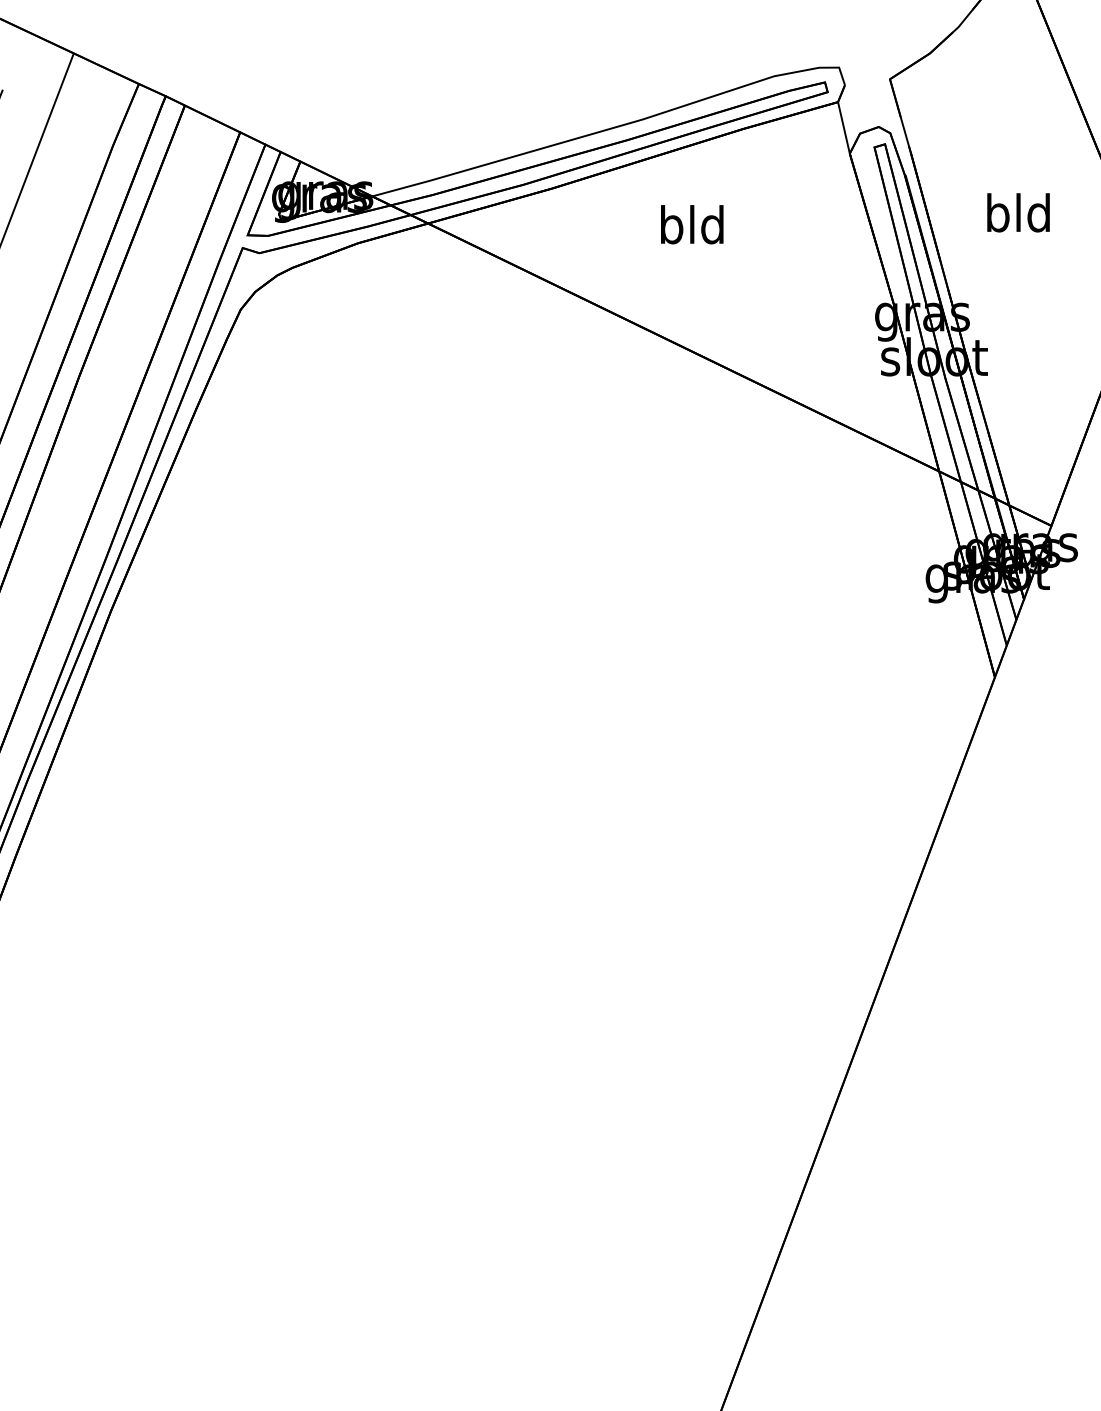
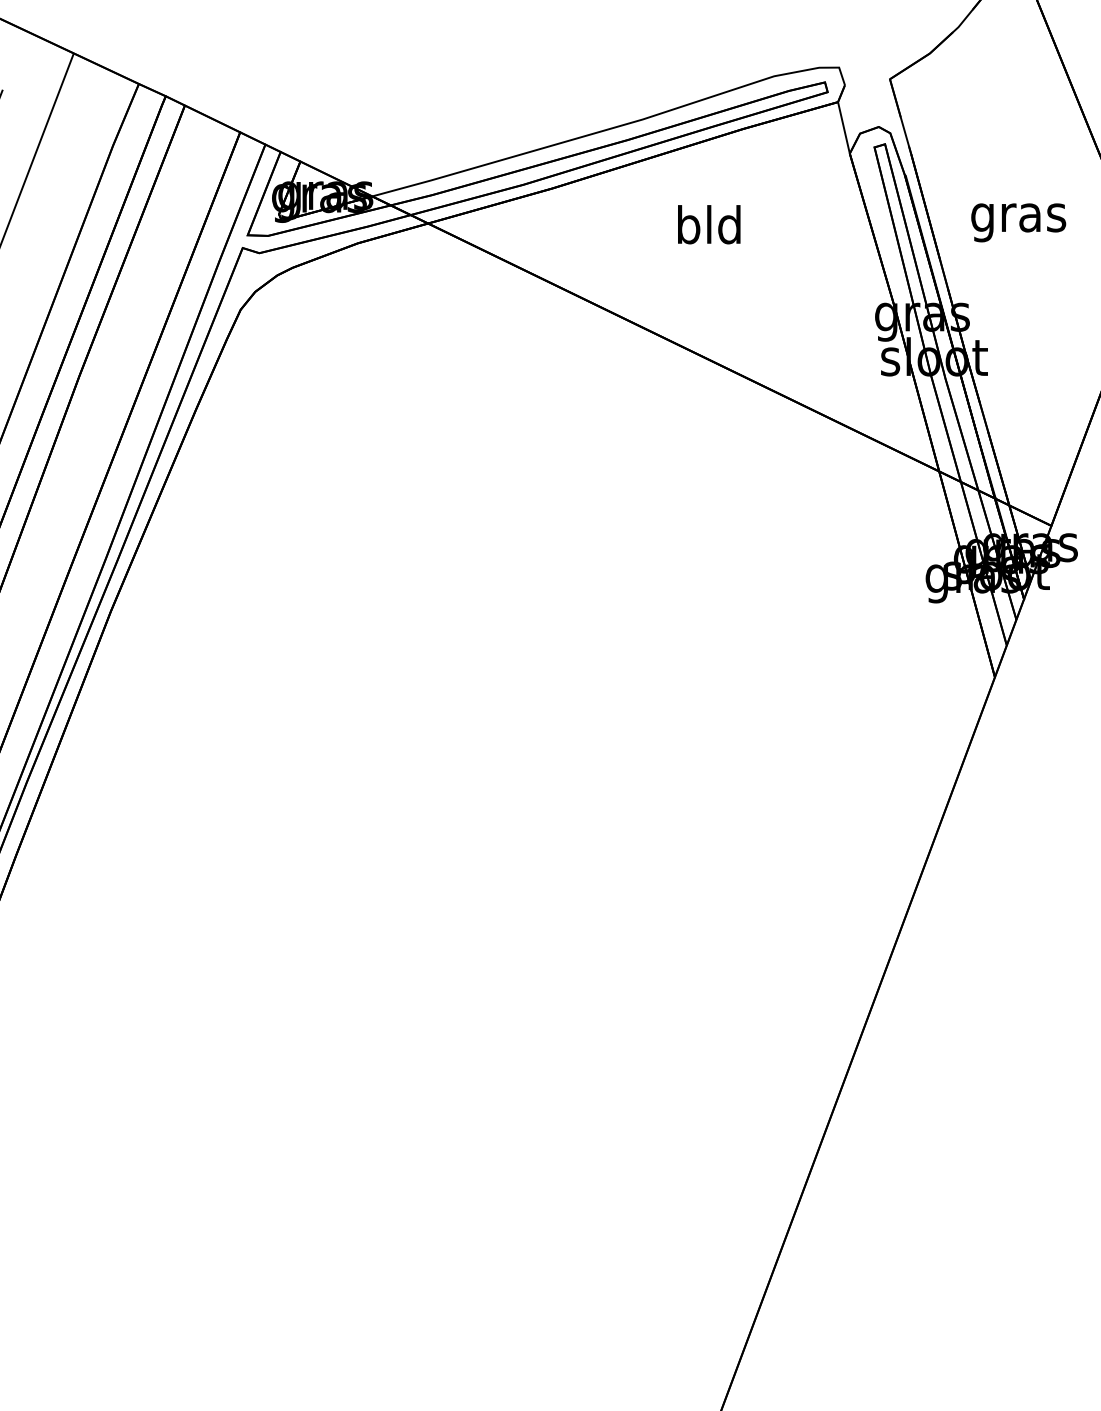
text: bld -> gras (1018, 217)
text position: (692, 224) -> (709, 224) (709, 224)
